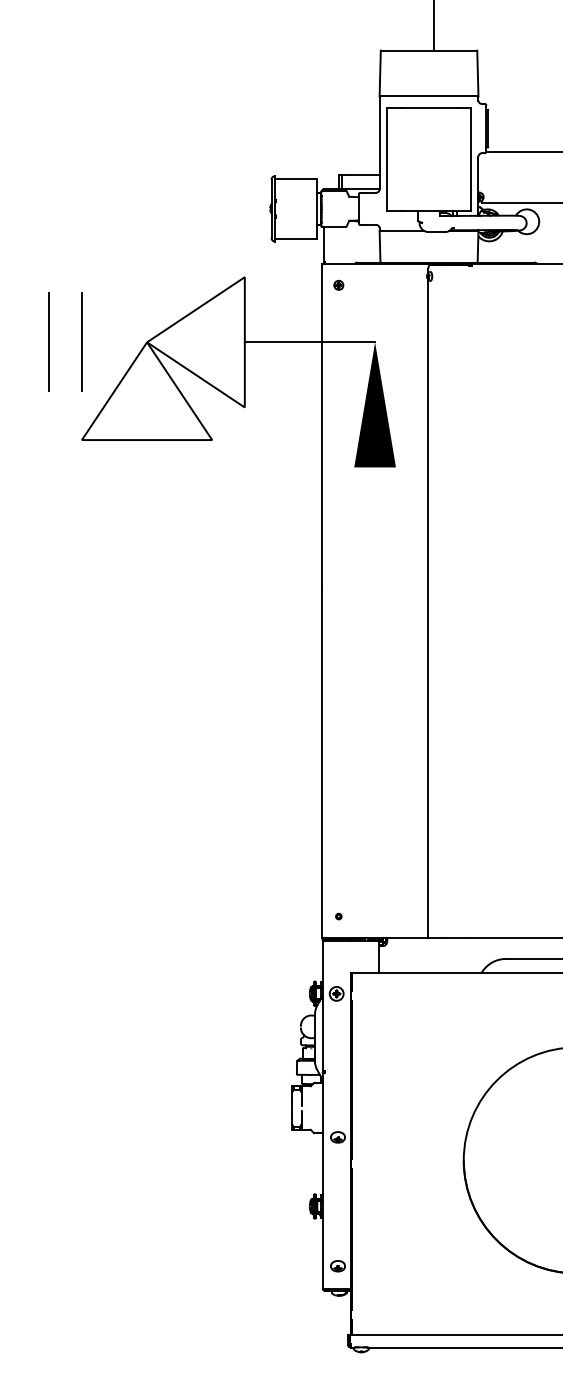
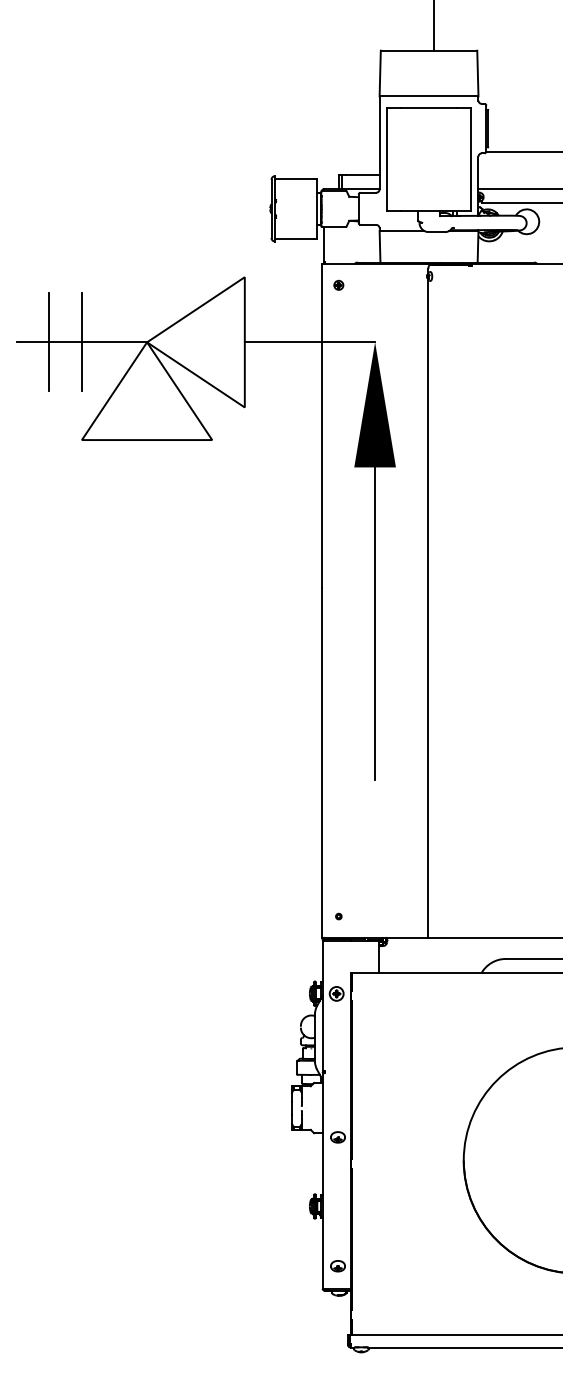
line: none -> present (518, 188)
line: none -> present (81, 342)
line: none -> present (375, 623)
